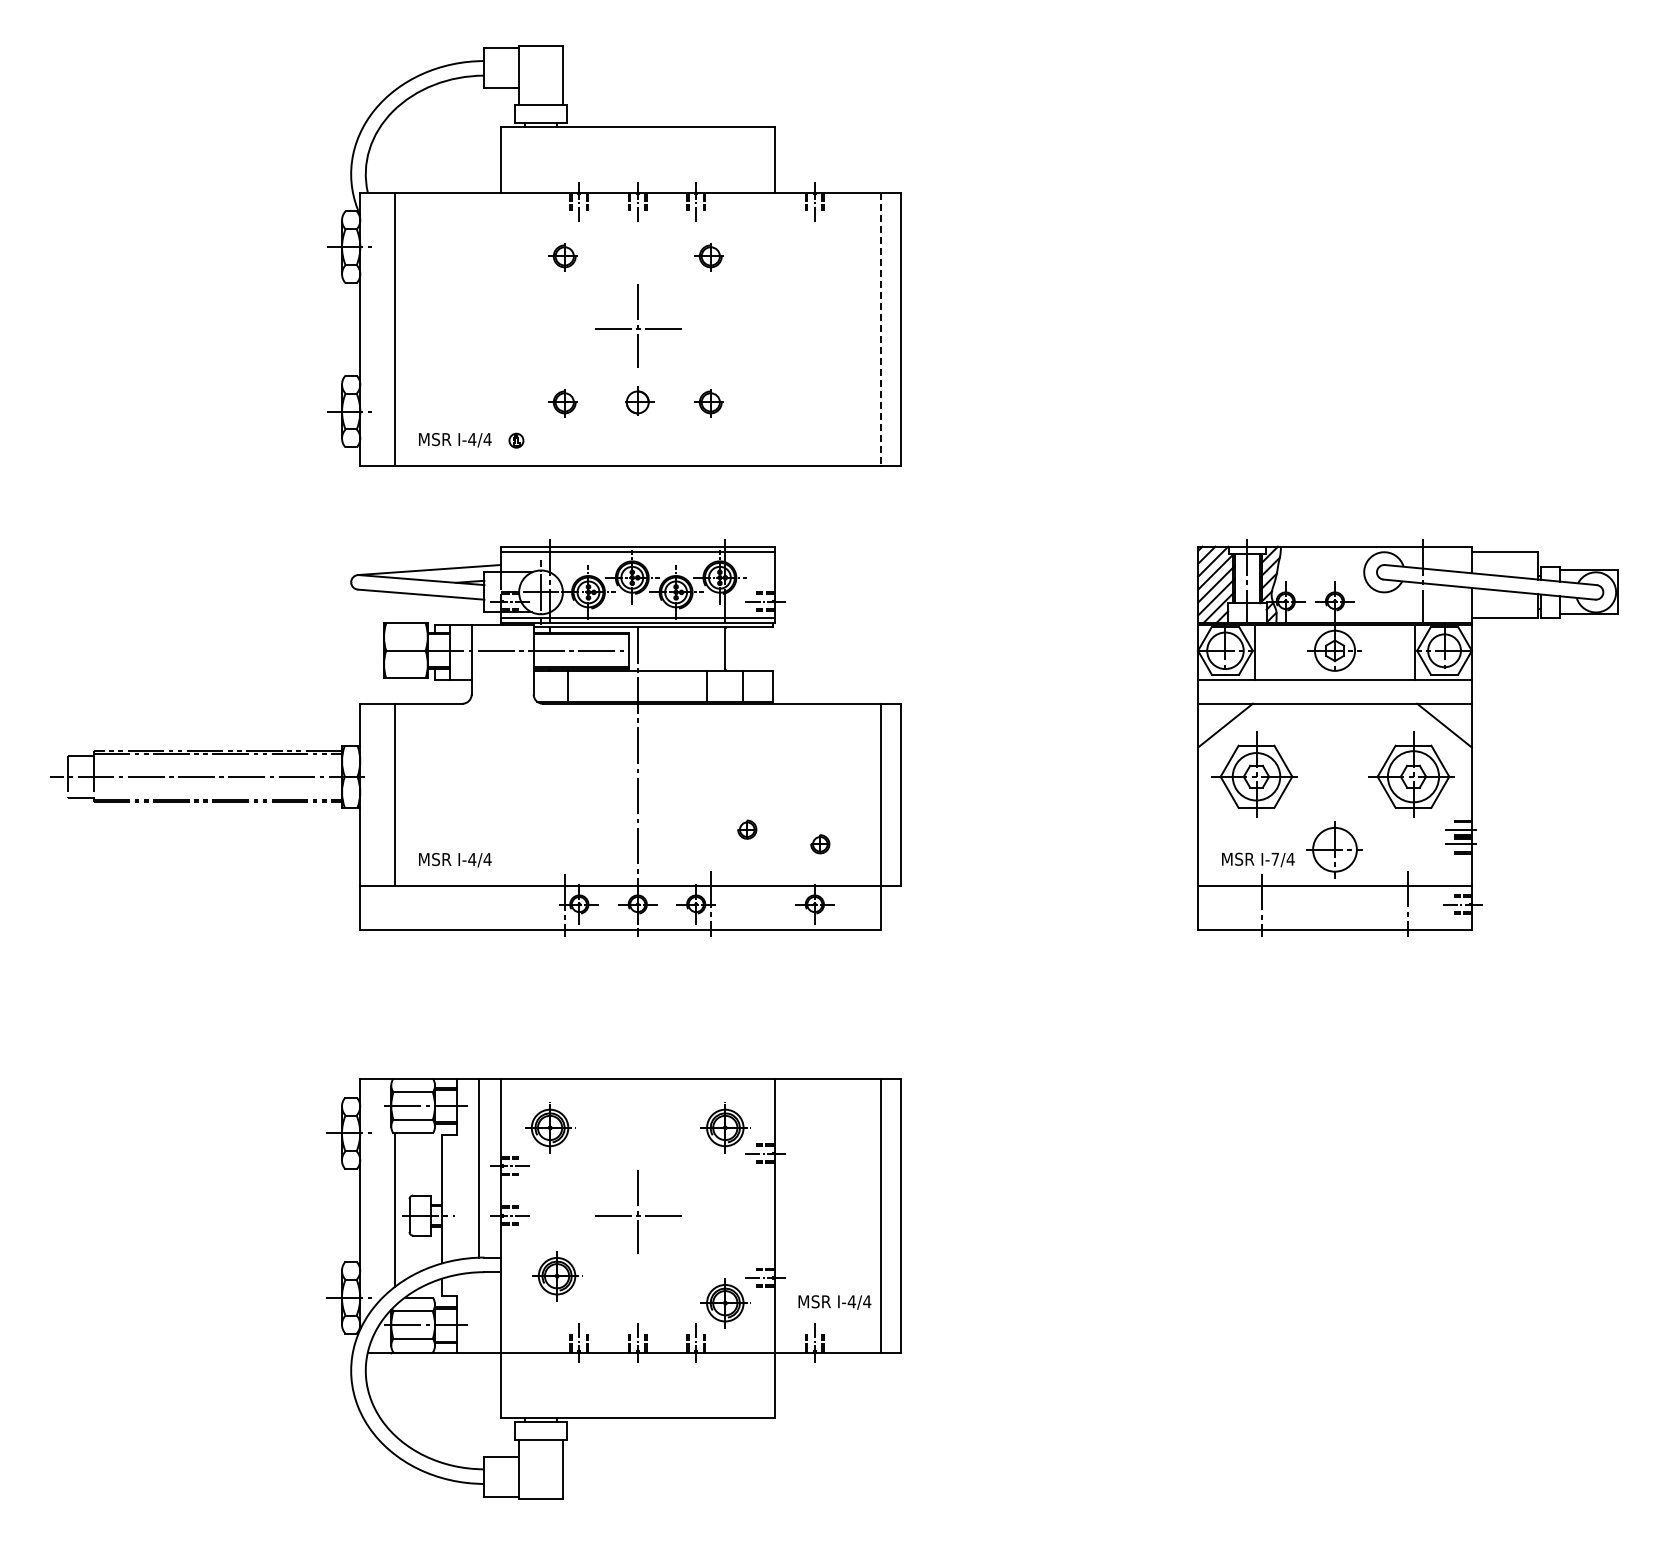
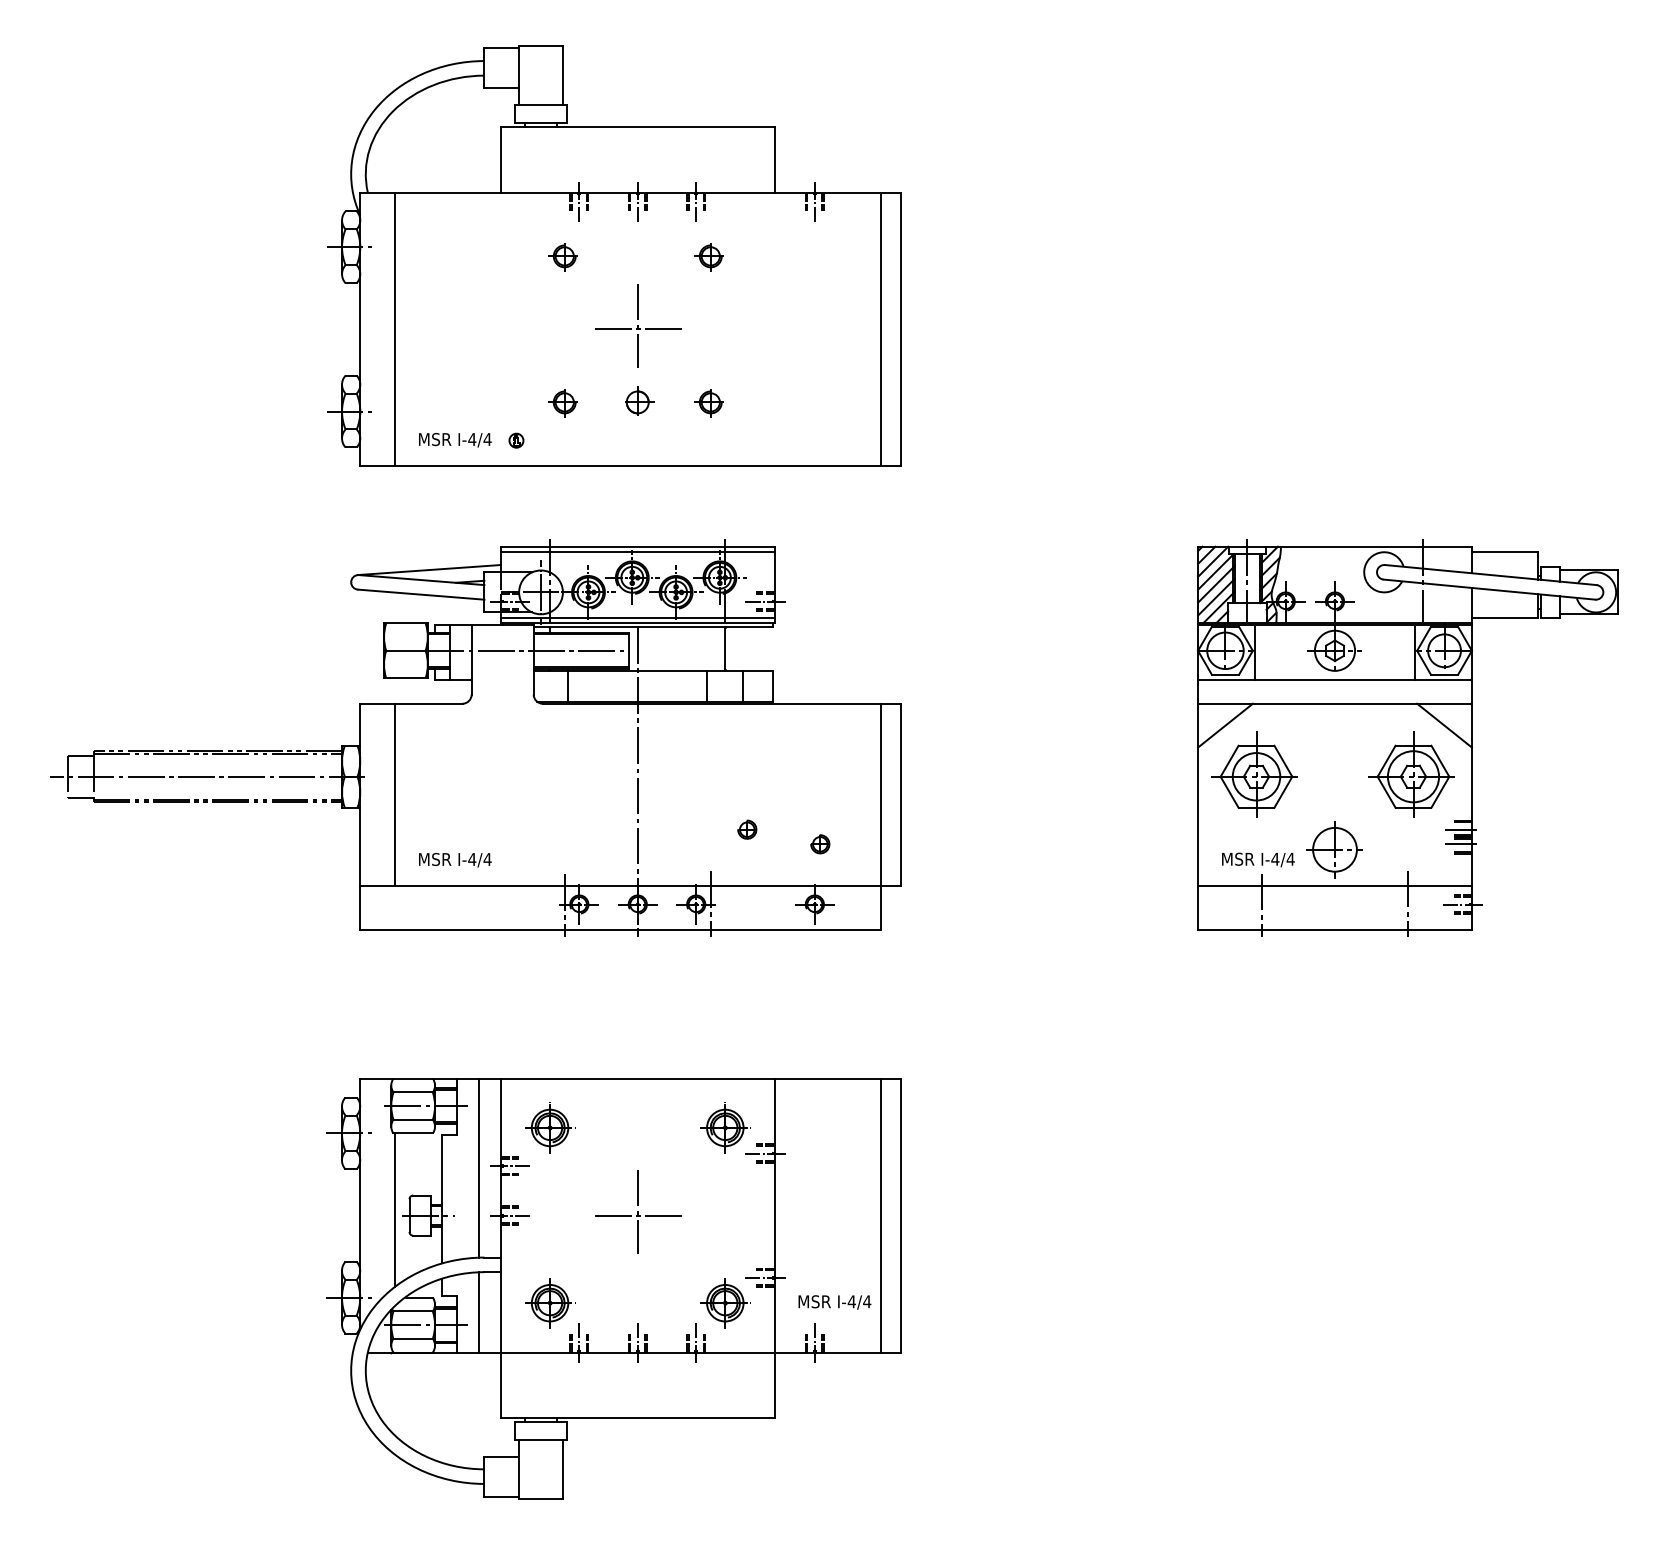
line: dashed -> solid (880, 329)
text: I-7/4 -> I-4/4 (1275, 858)
part position: (557, 1276) -> (550, 1303) (550, 1303)
line: none -> present (478, 1312)
